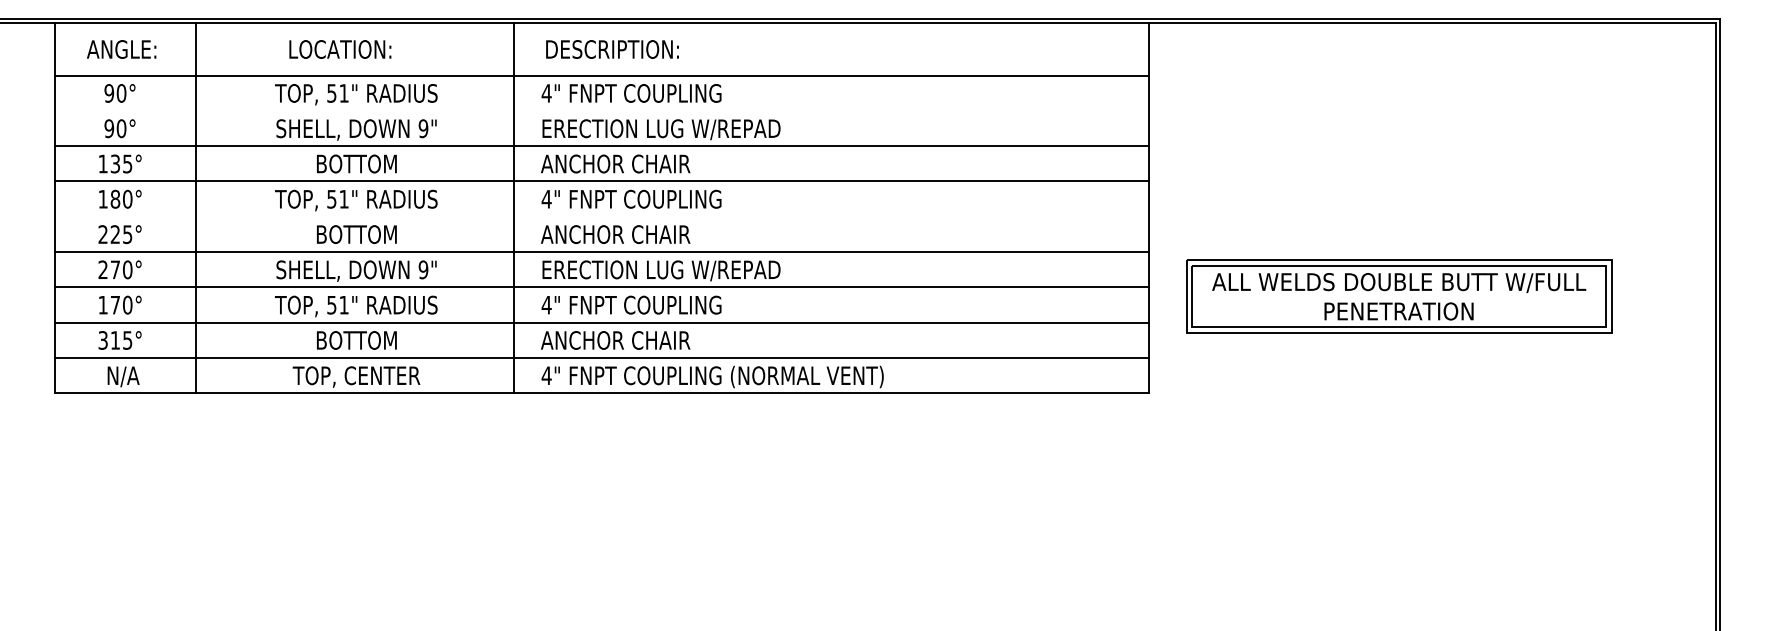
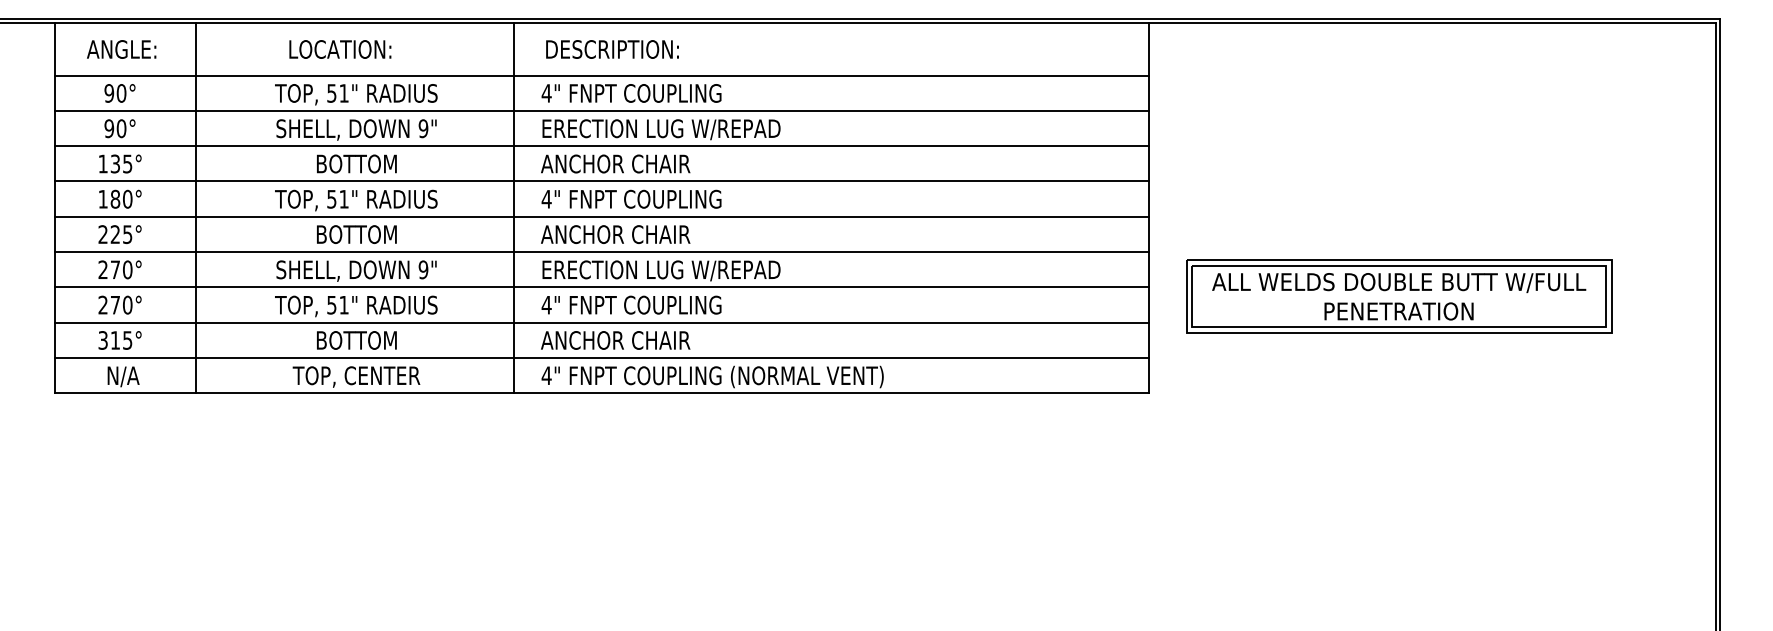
line: none -> present (601, 110)
line: none -> present (601, 216)
text: 170° -> 270° (102, 304)
